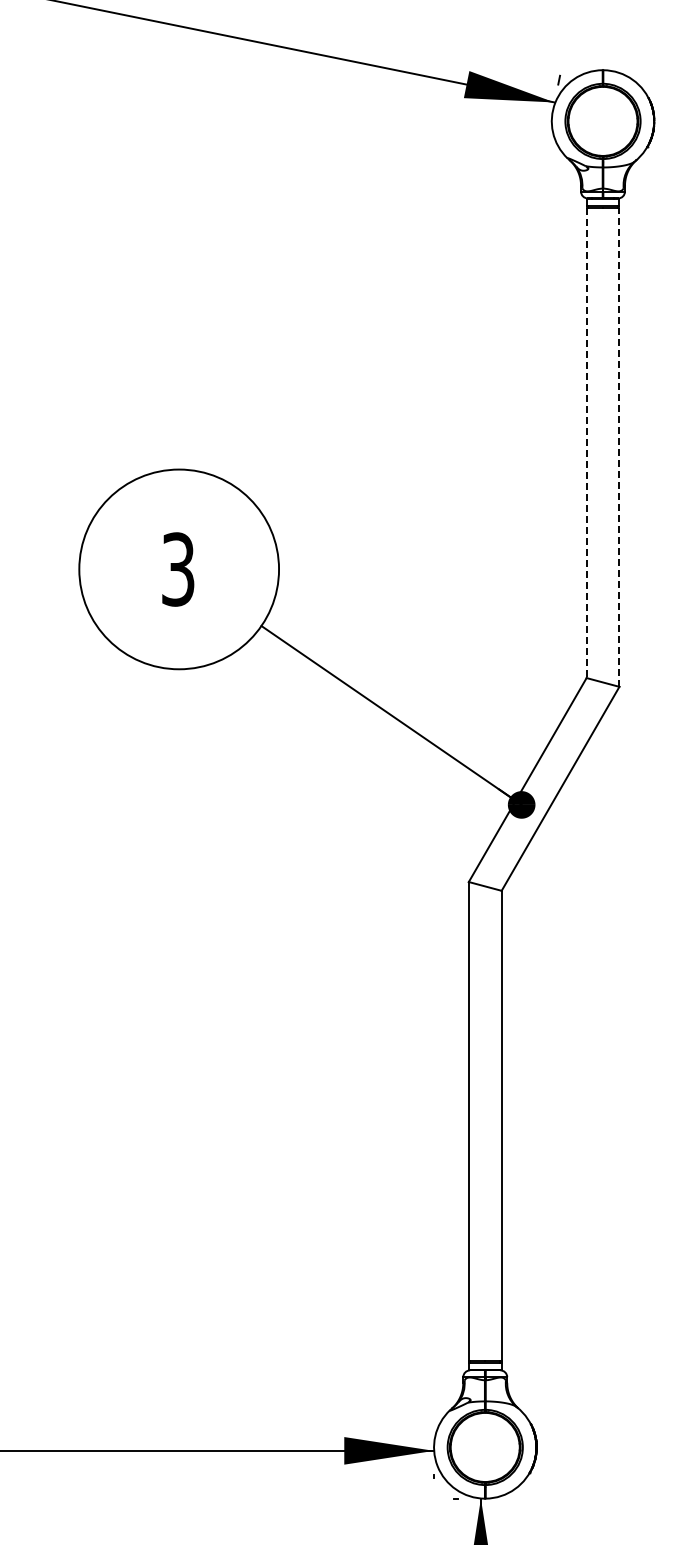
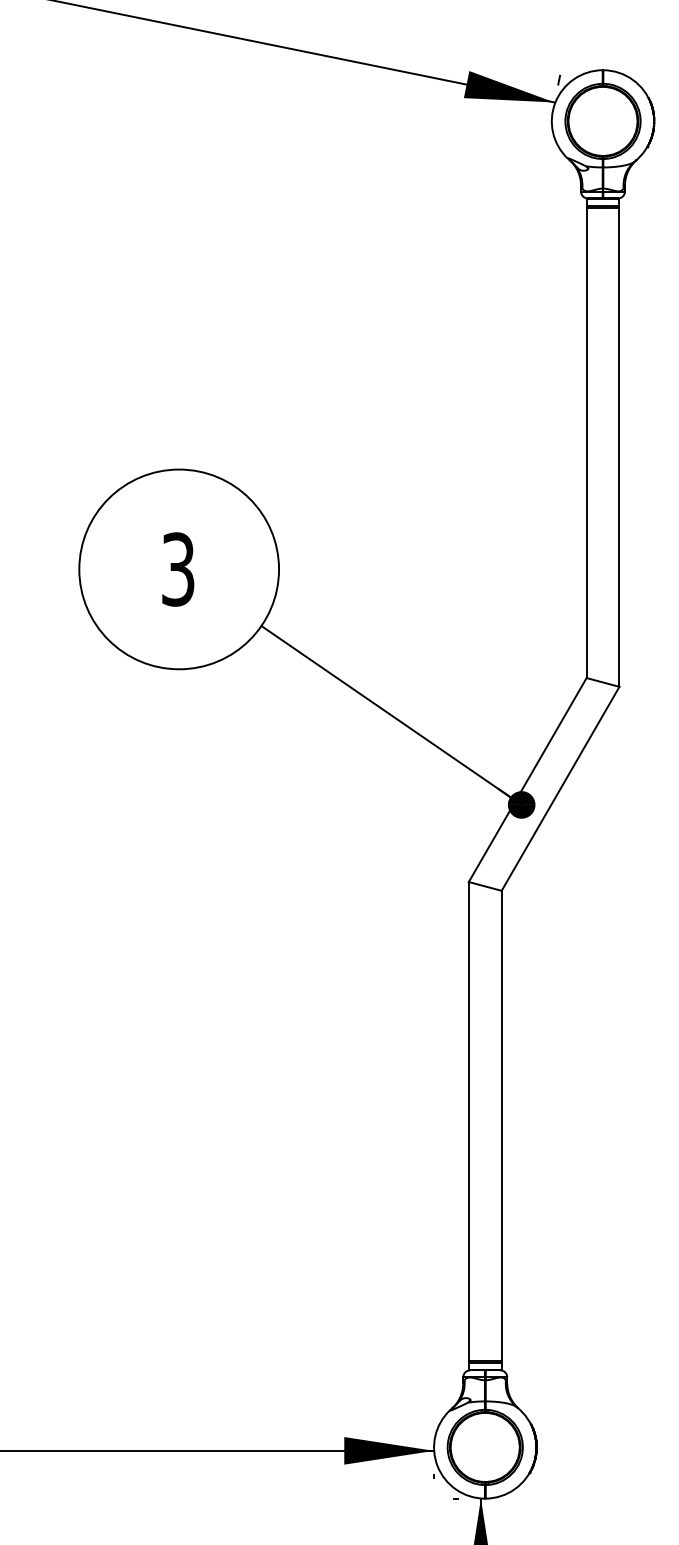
line: dashed -> solid (586, 443)
line: dashed -> solid (619, 446)
